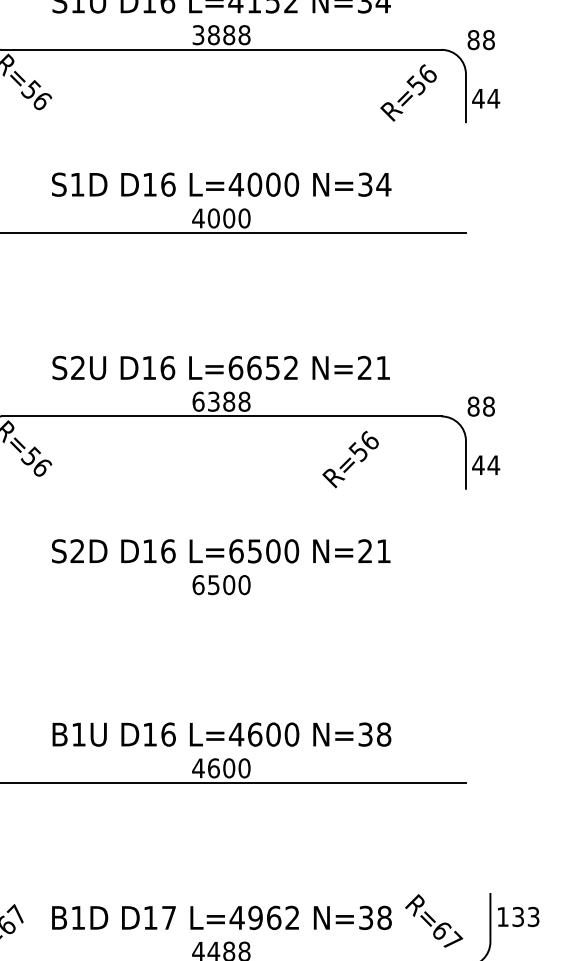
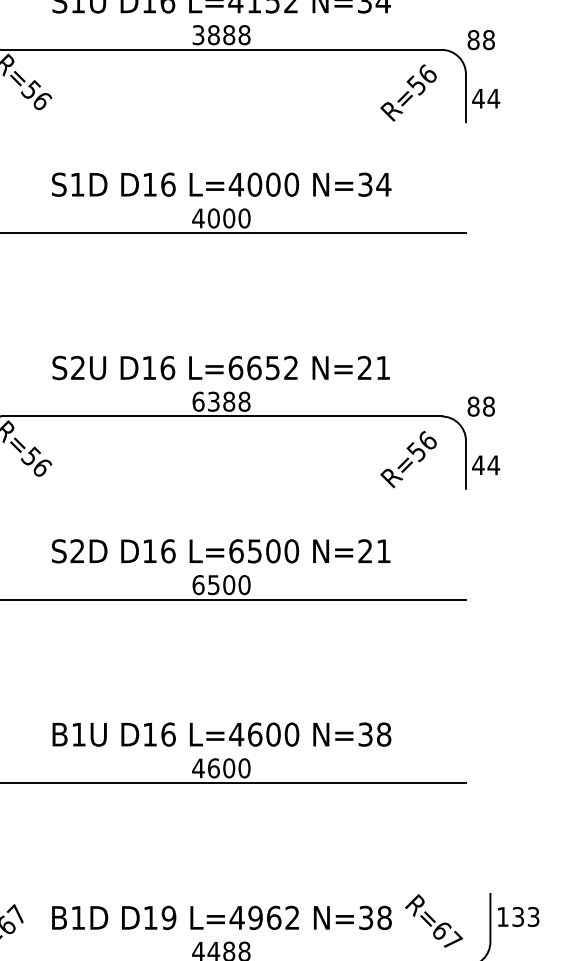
text position: (350, 459) -> (408, 459) (408, 459)
line: none -> present (233, 599)
text: D17 -> D19 (168, 917)
